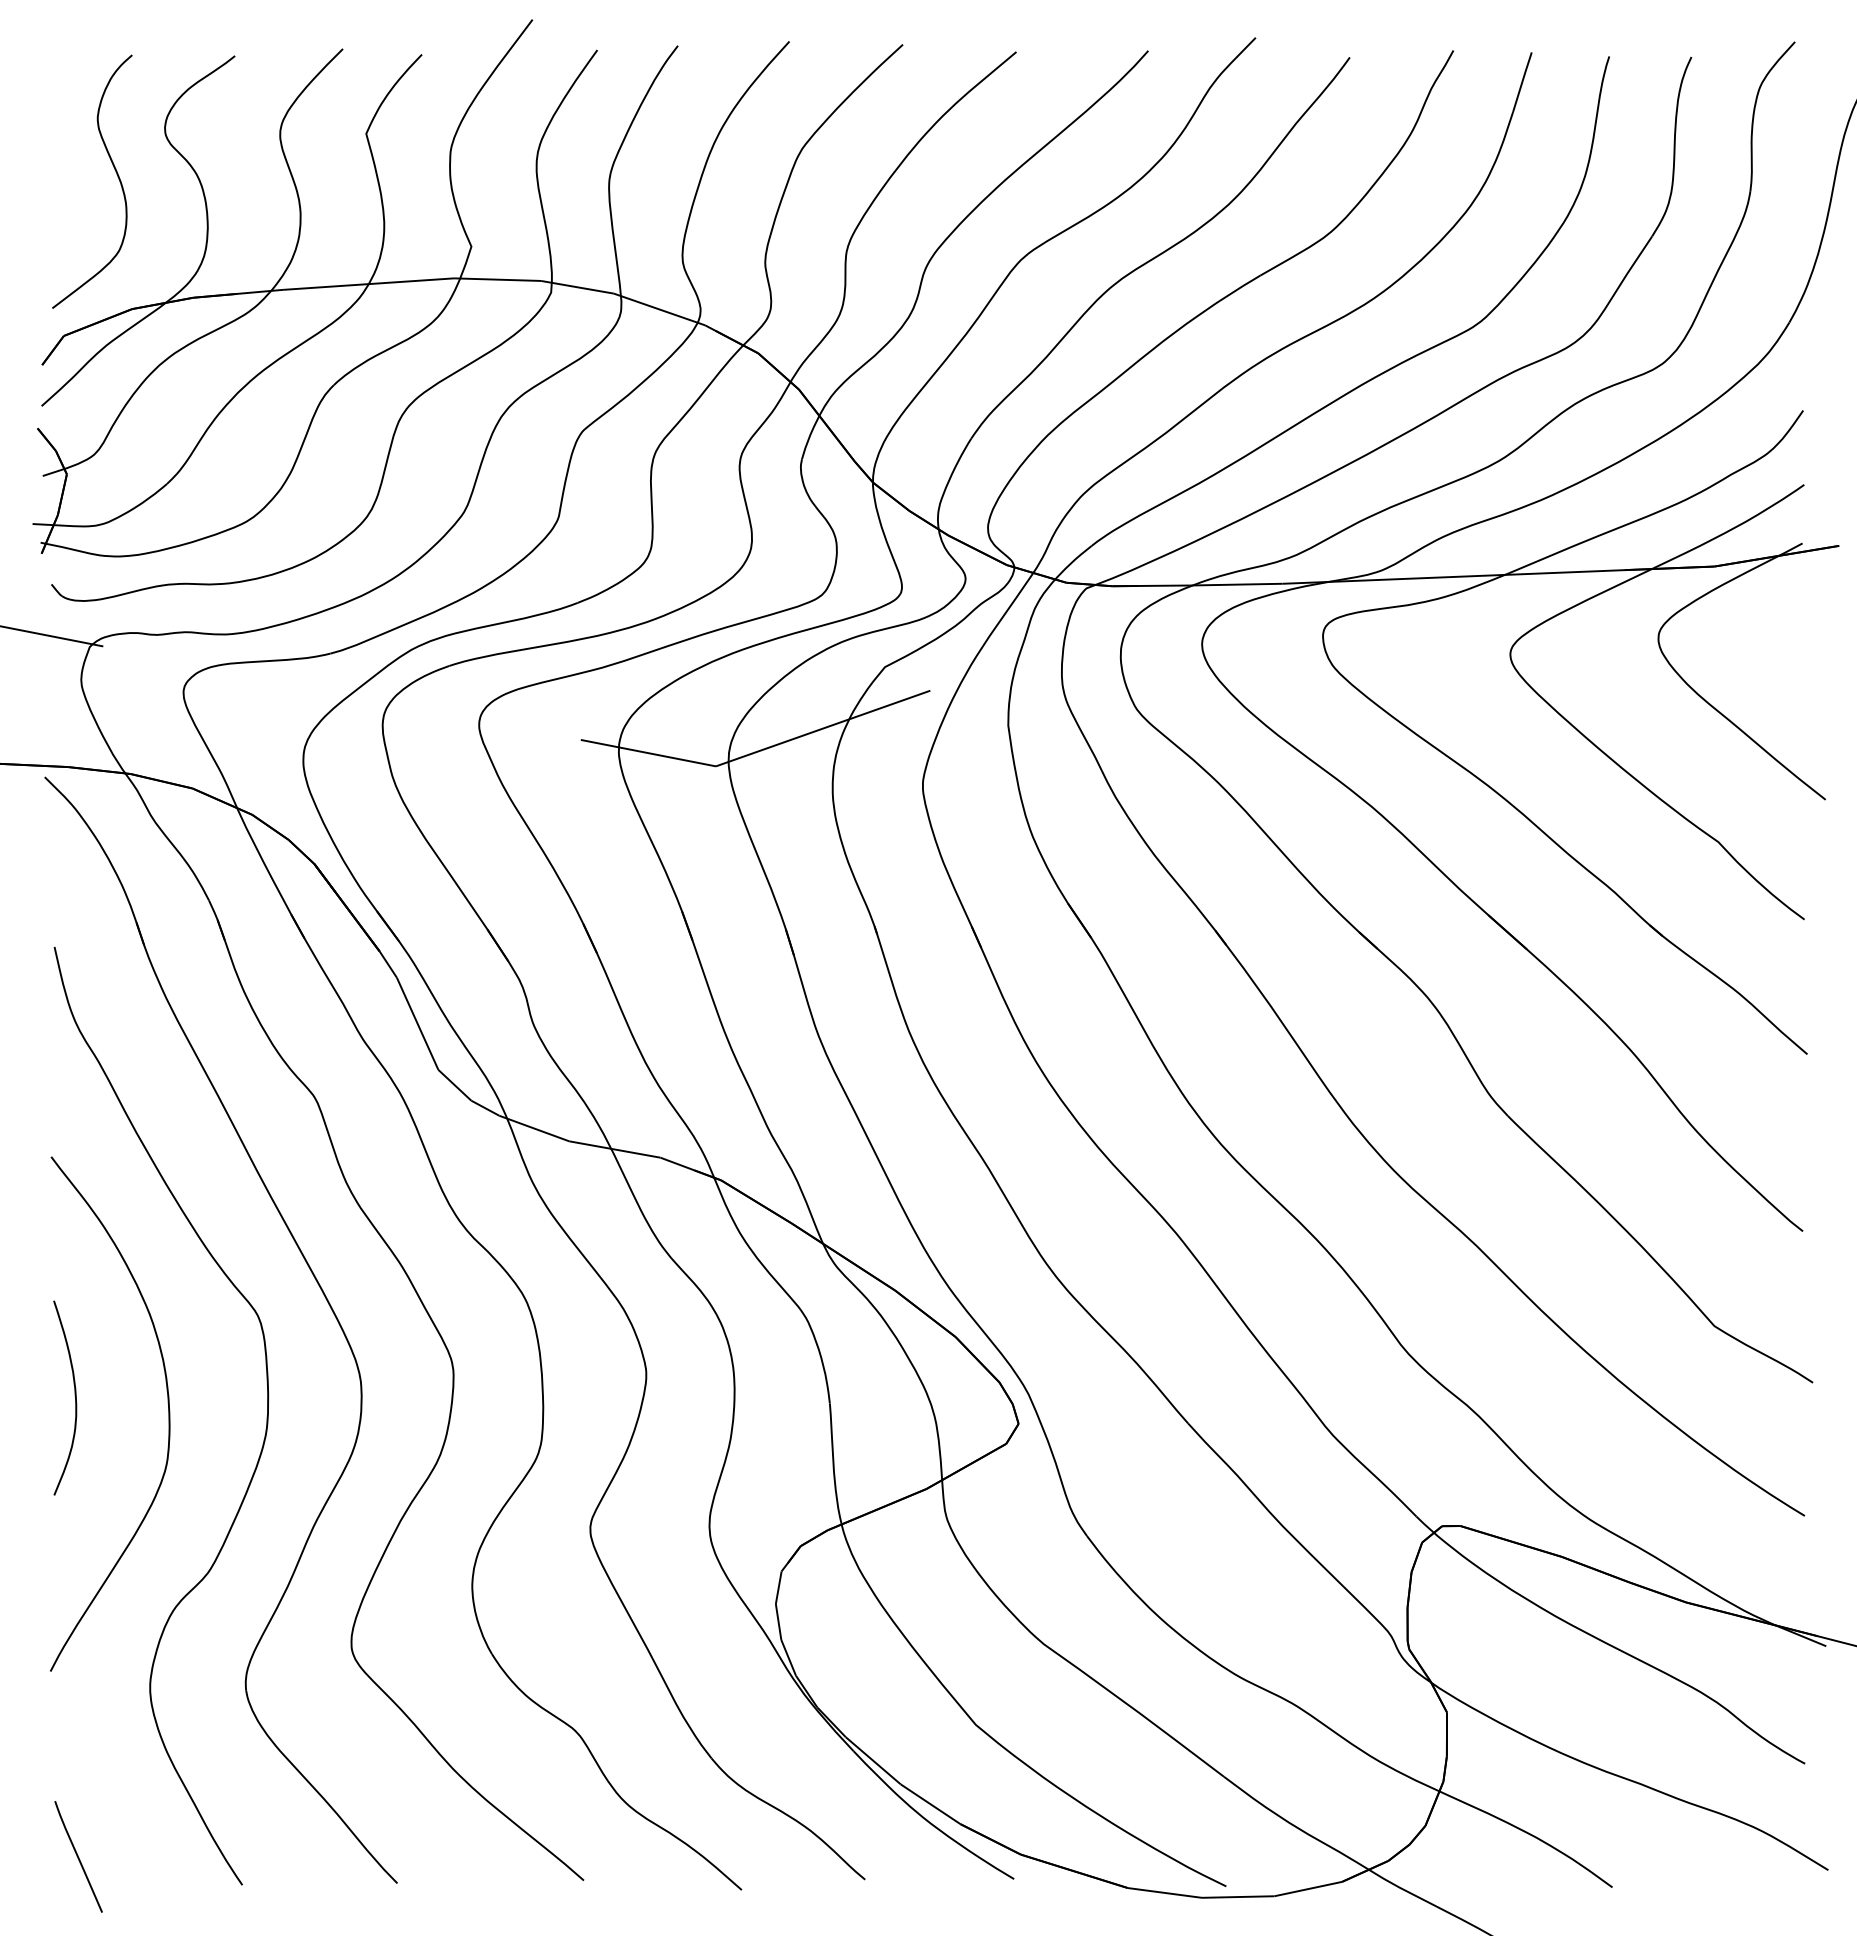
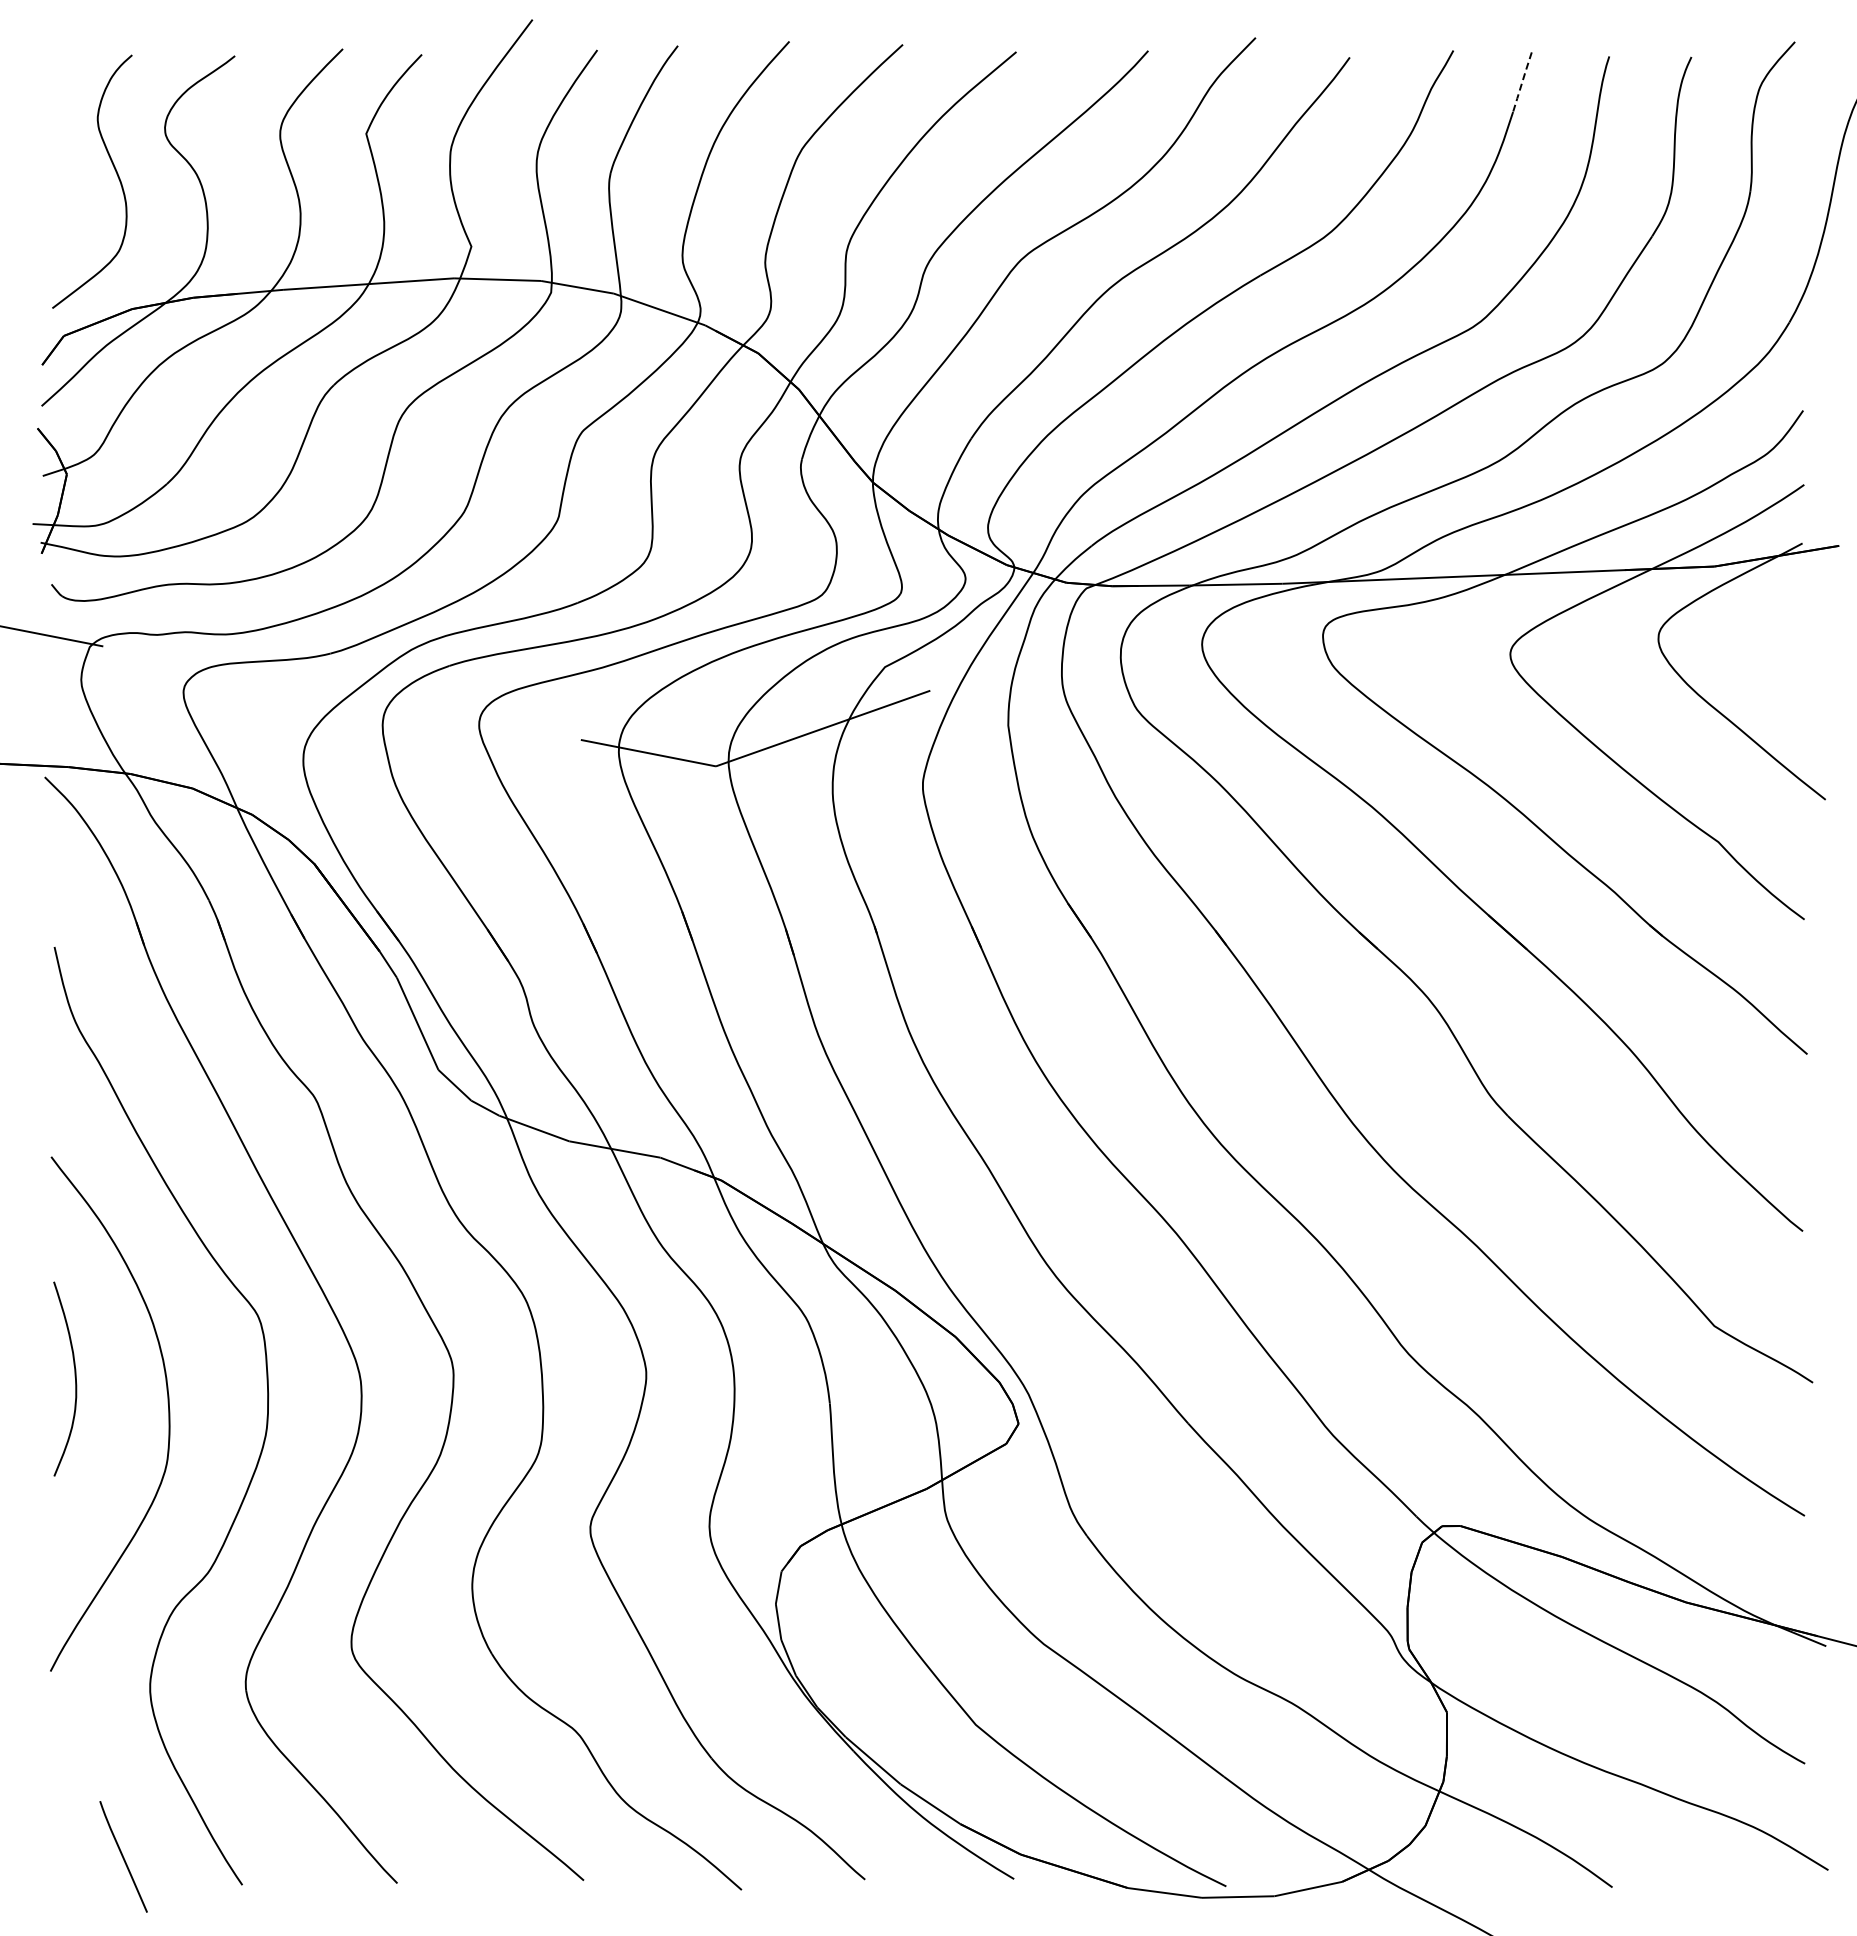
line: solid -> dashed (1522, 82)
curve position: (74, 1396) -> (74, 1377) (74, 1377)
curve position: (78, 1856) -> (123, 1856) (123, 1856)
